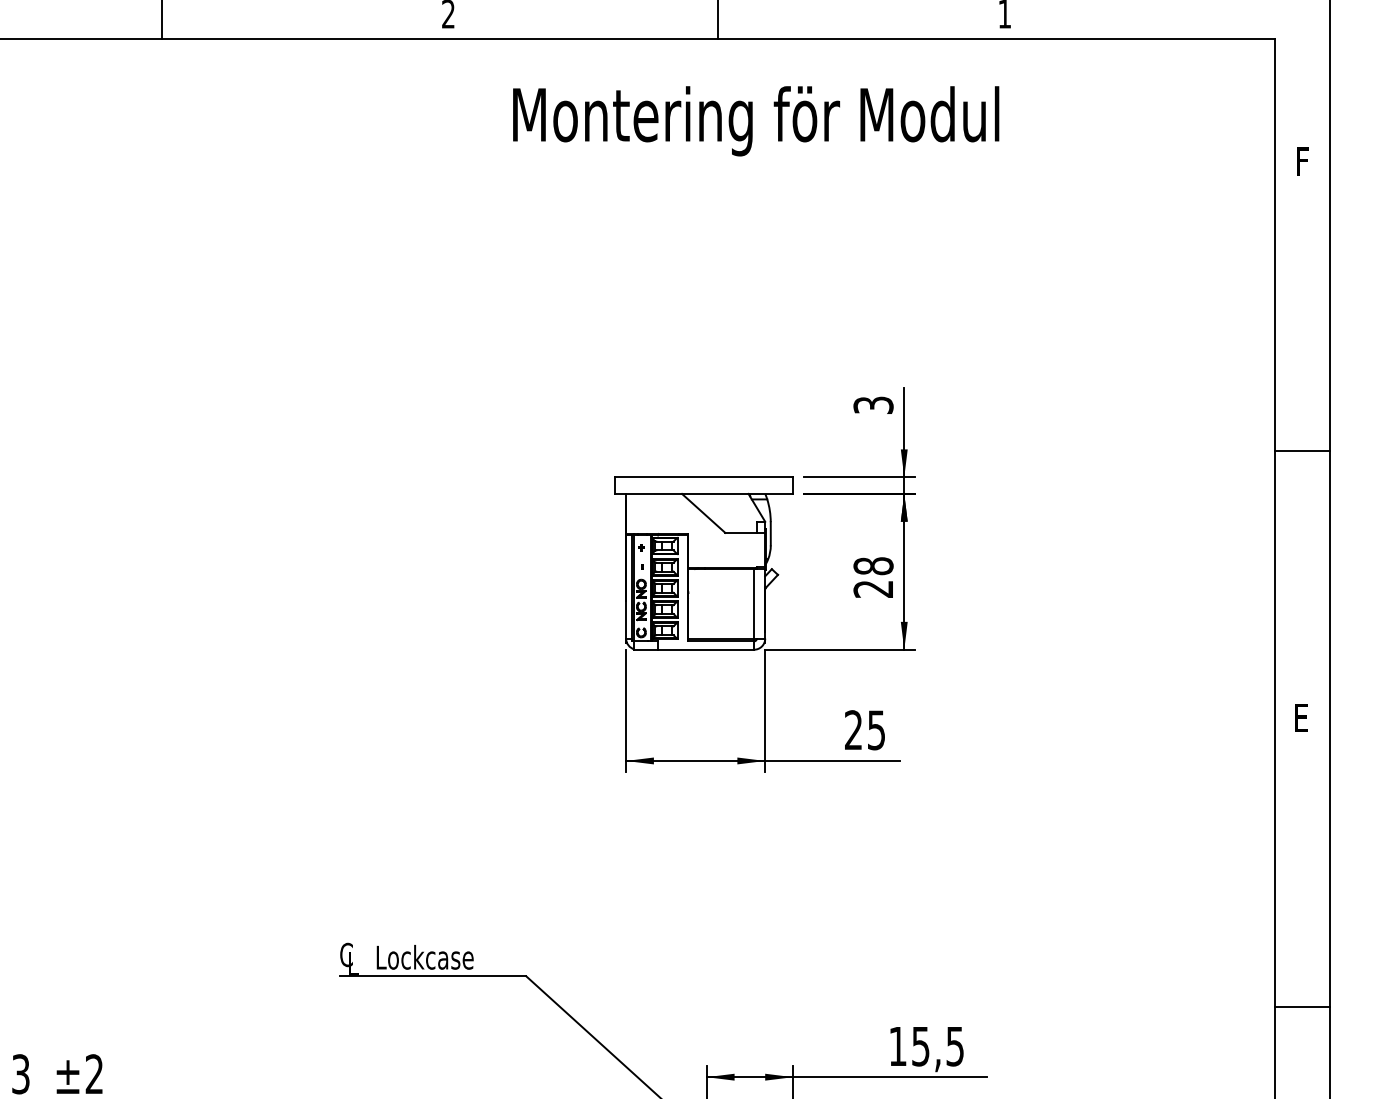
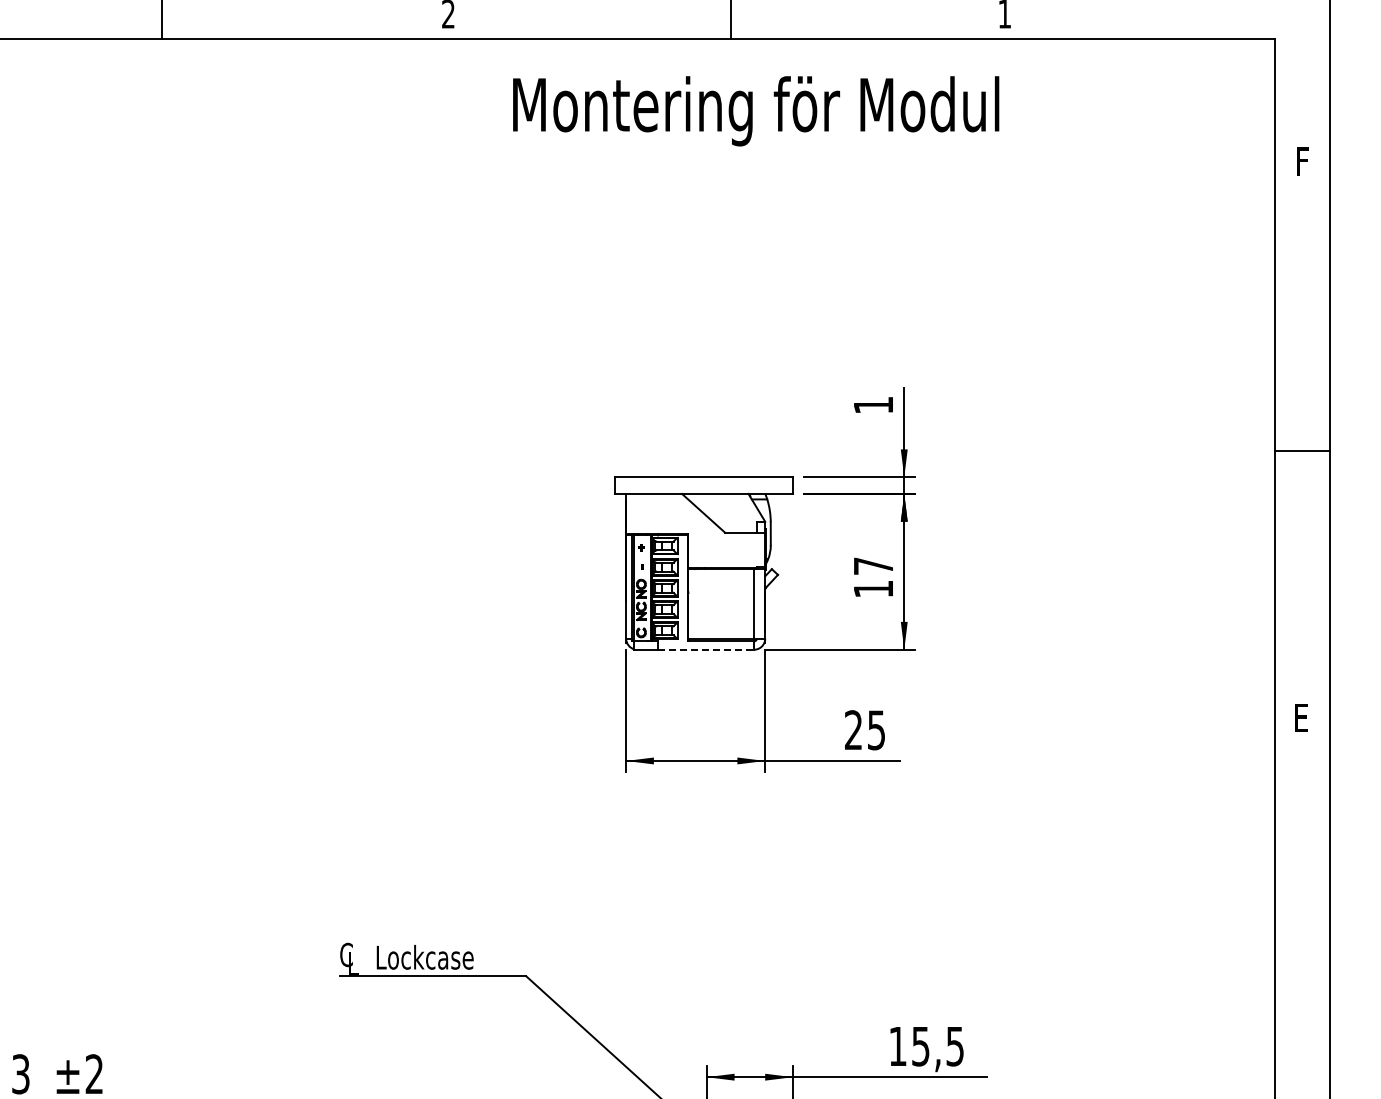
line position: (718, 20) -> (731, 20) (731, 20)
text position: (756, 121) -> (756, 111) (756, 111)
text: 3 -> 1 (873, 404)
text: 28 -> 17 (873, 577)
line: solid -> dashed (706, 649)
line: present -> none (1302, 1007)
